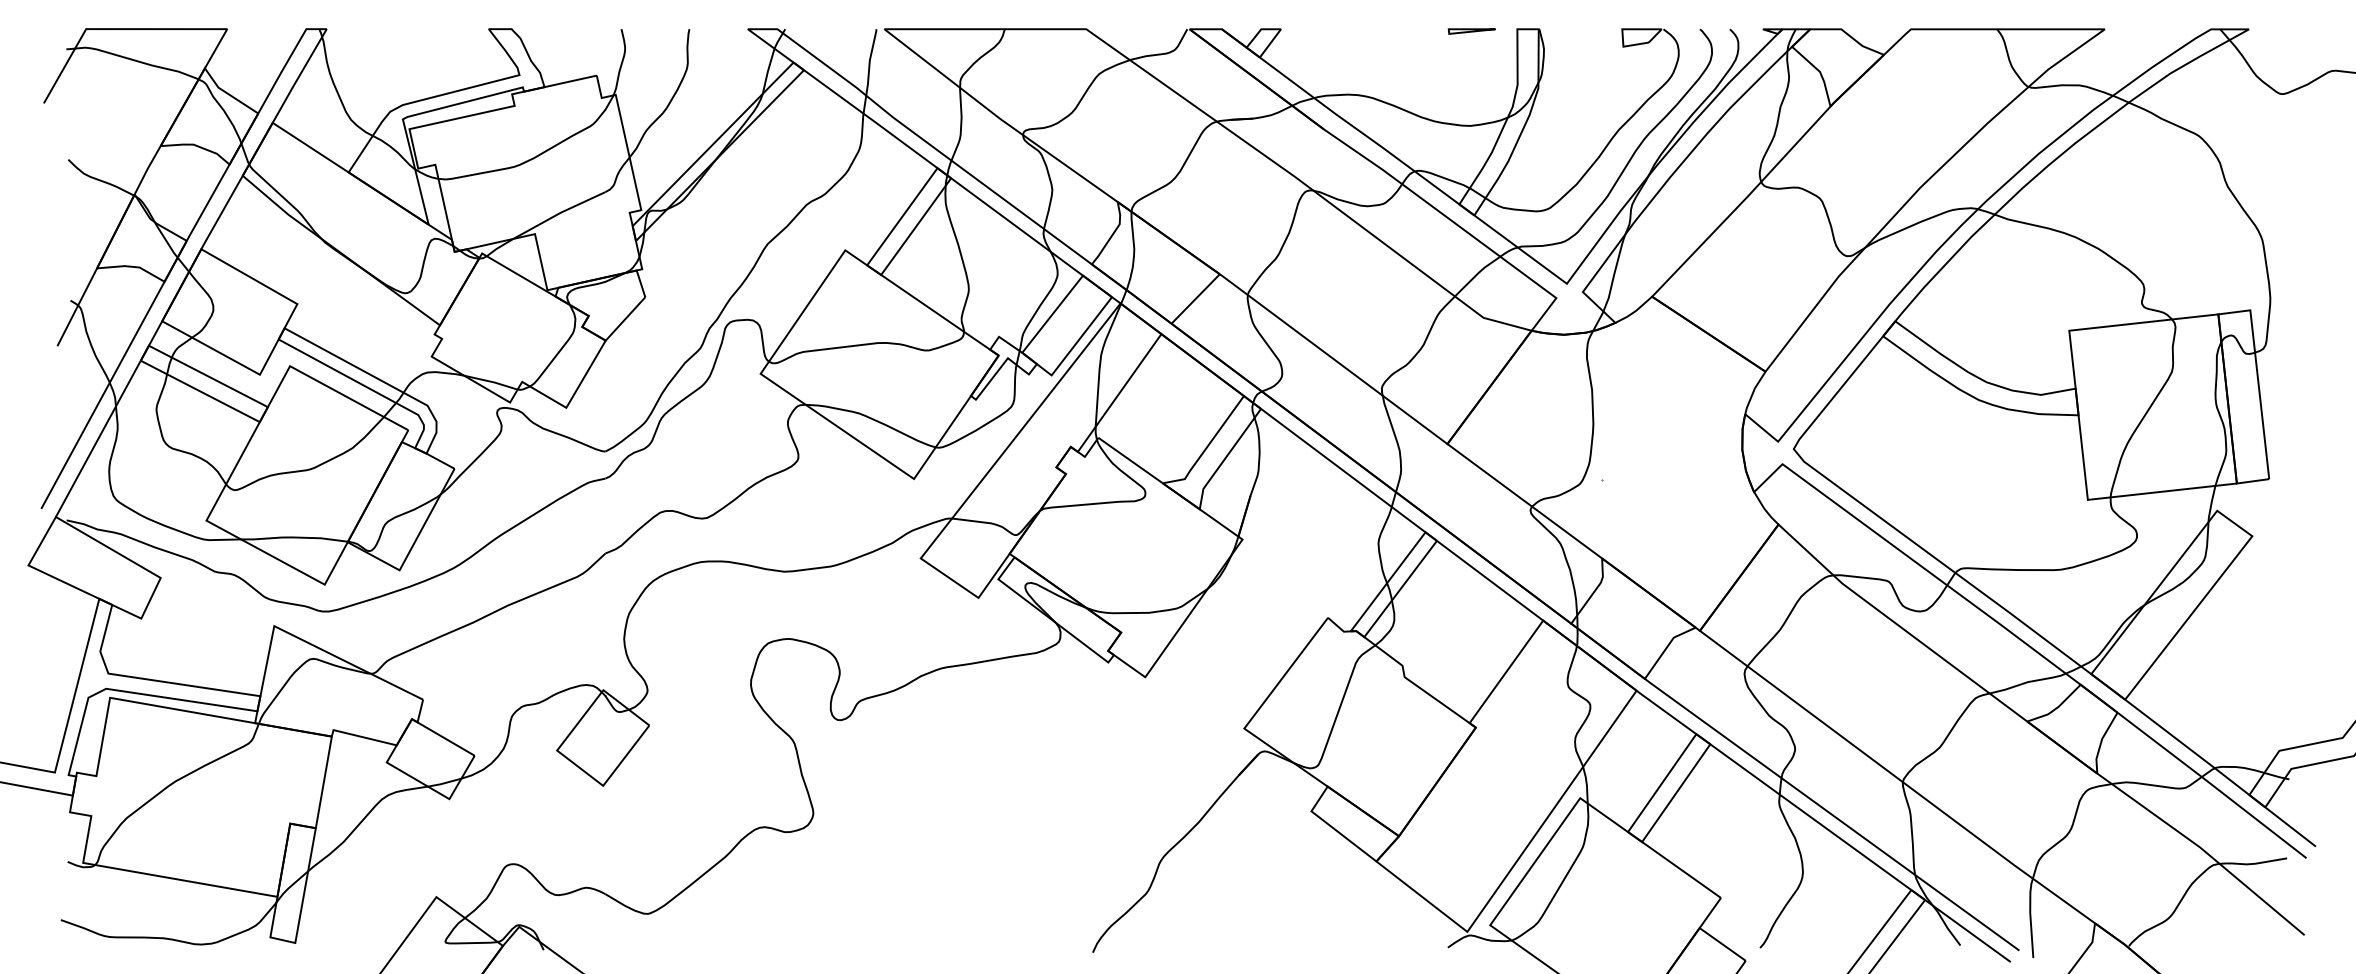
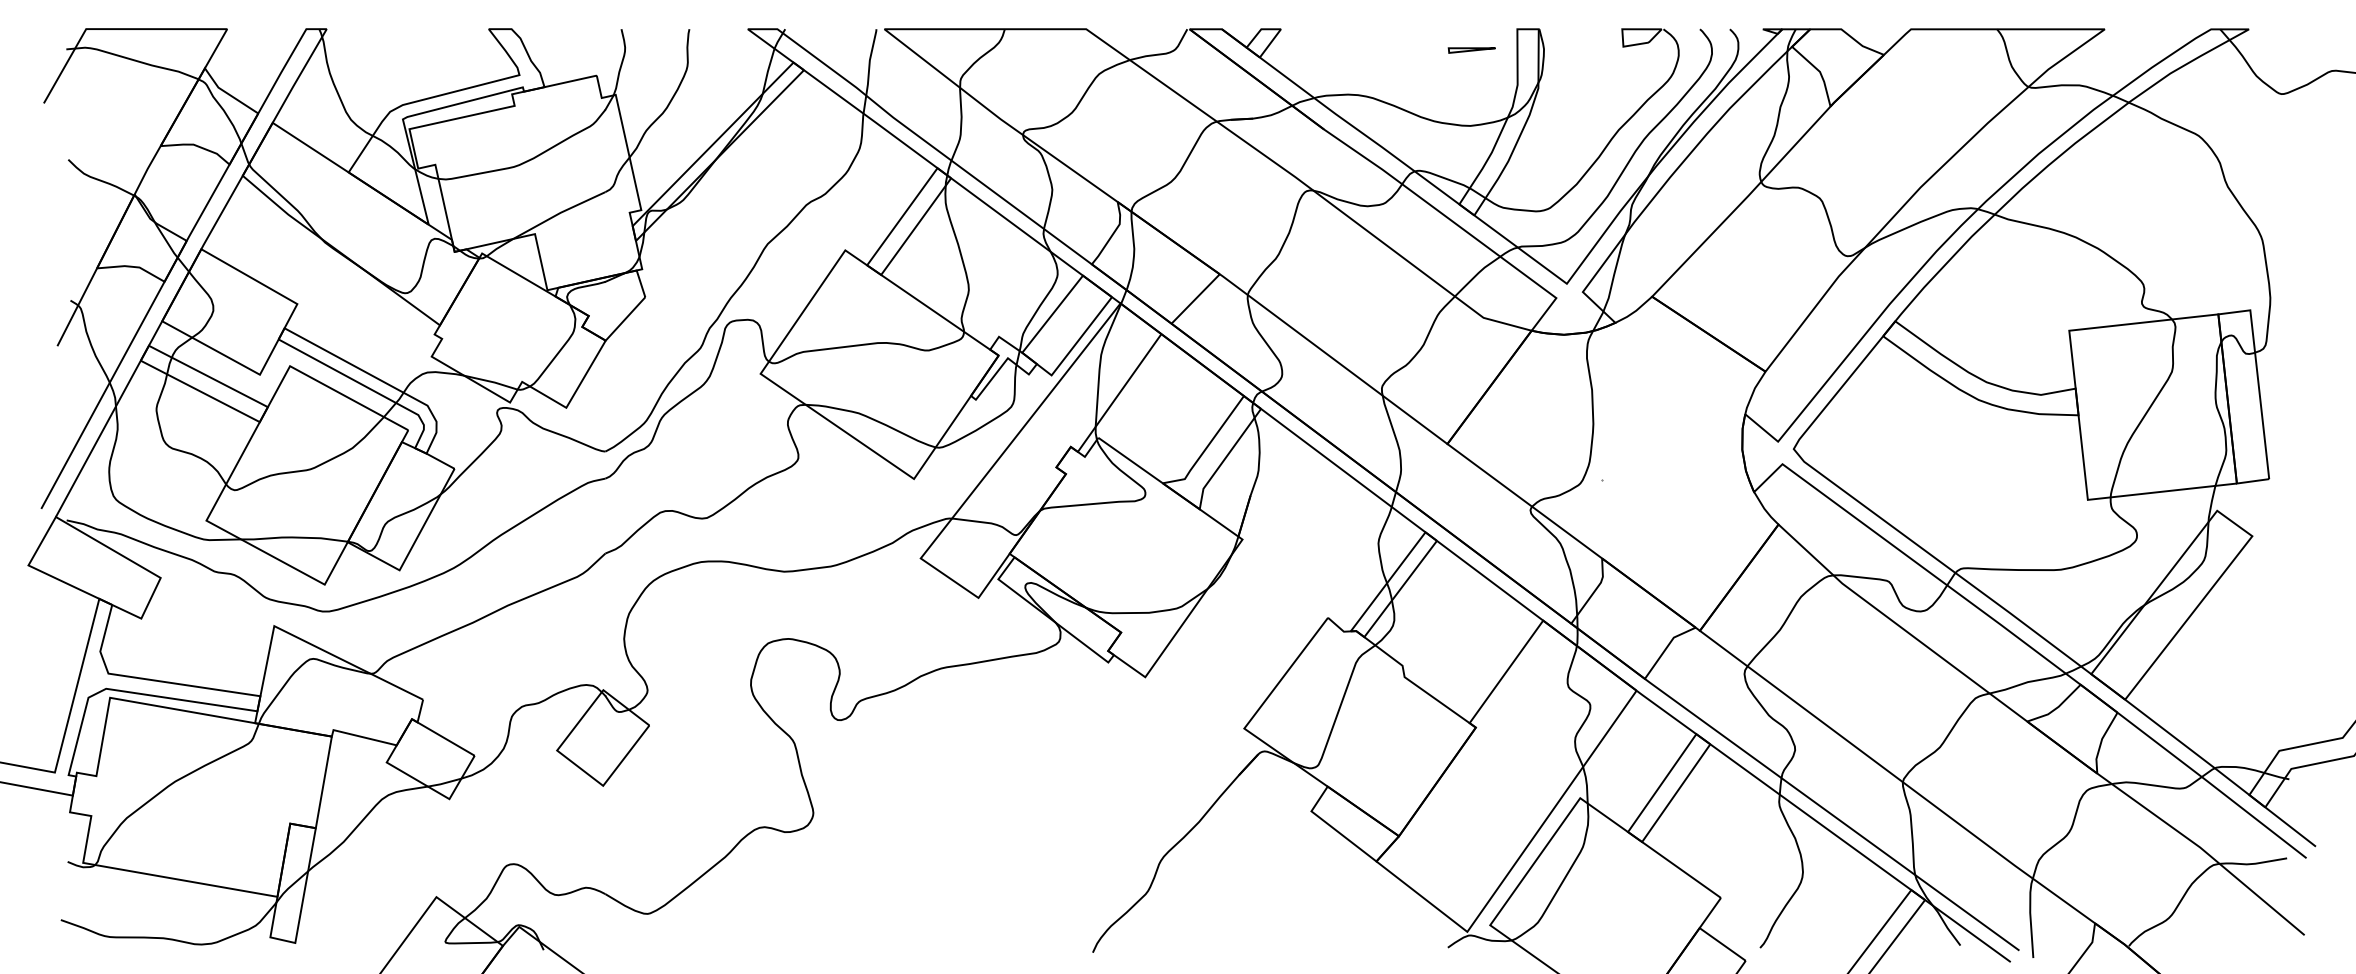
part position: (1471, 31) -> (1471, 50) (1471, 50)
